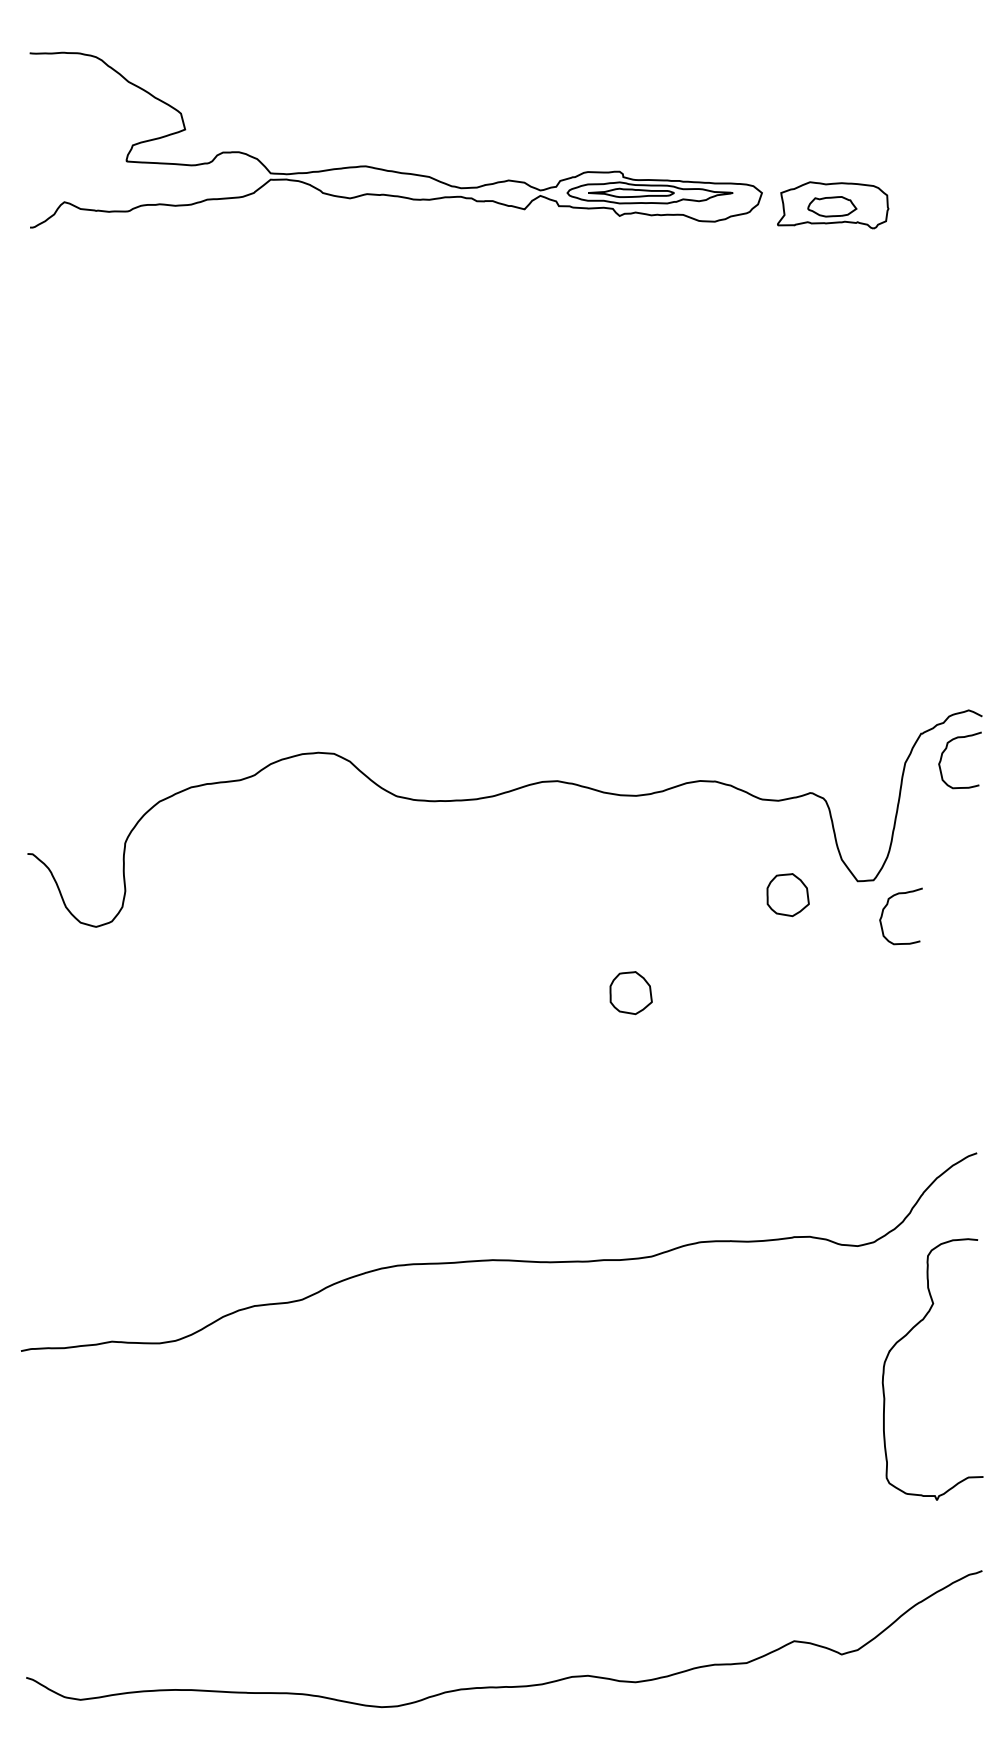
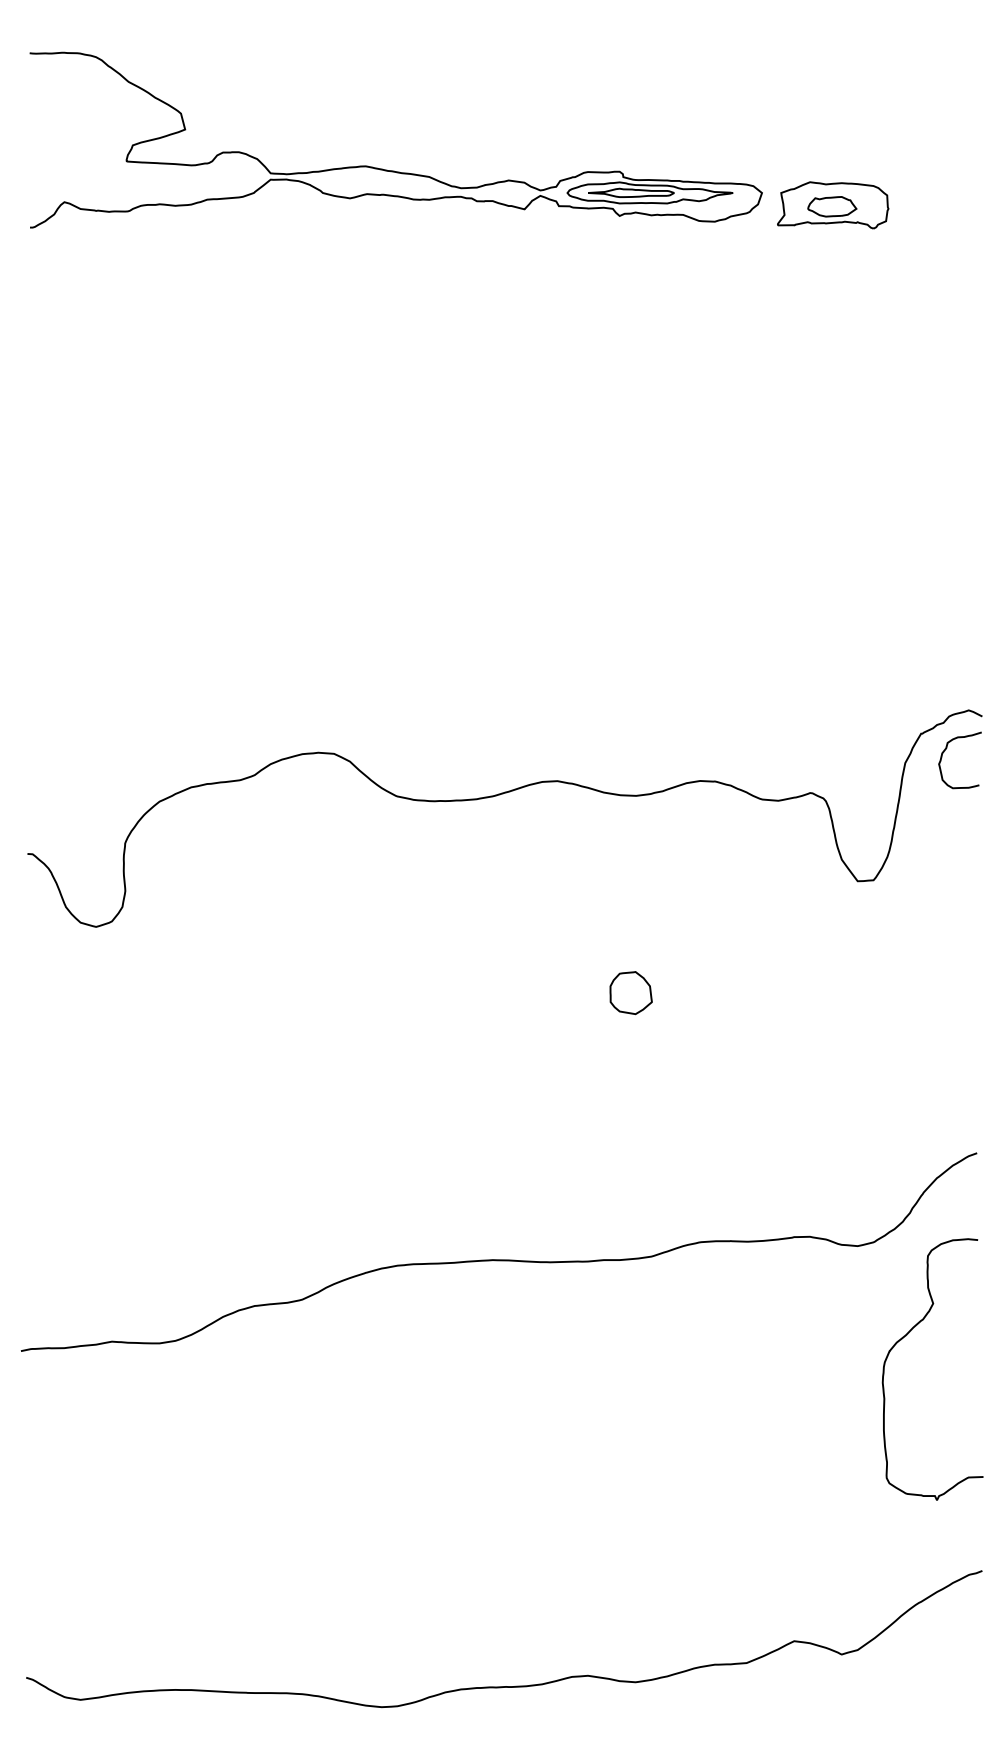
part: present -> none (787, 895)
curve: present -> none (888, 904)
